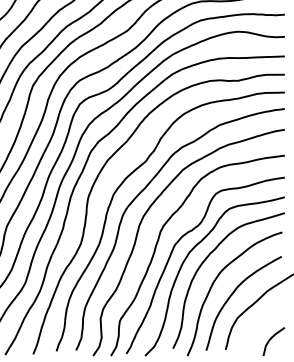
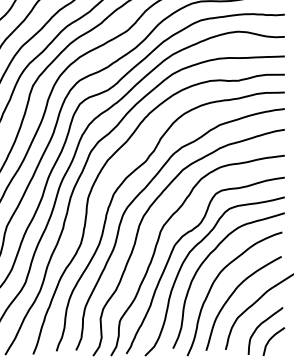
curve: none -> present (260, 325)
